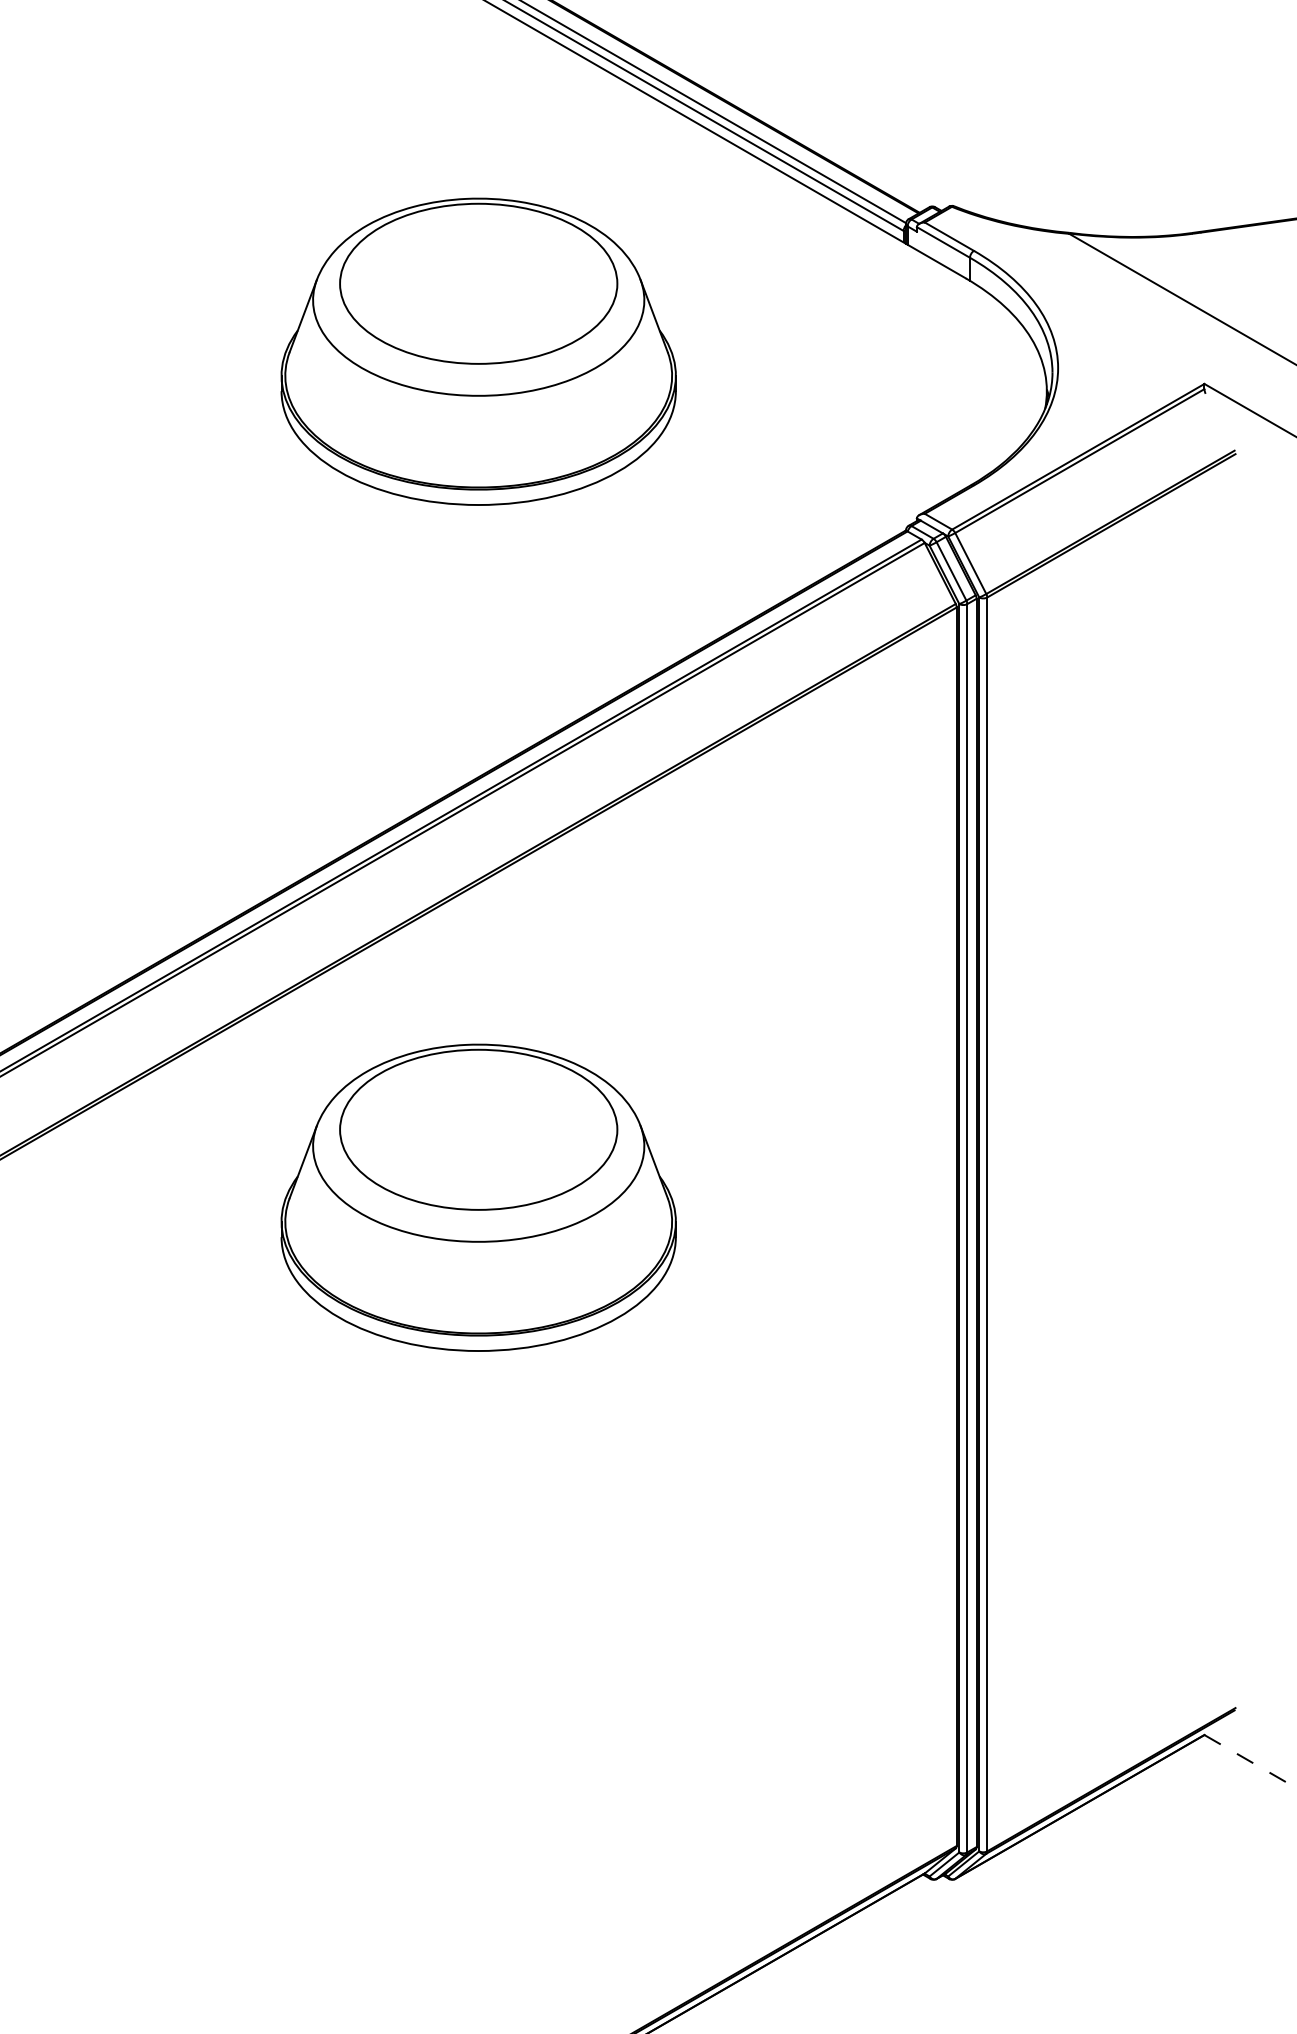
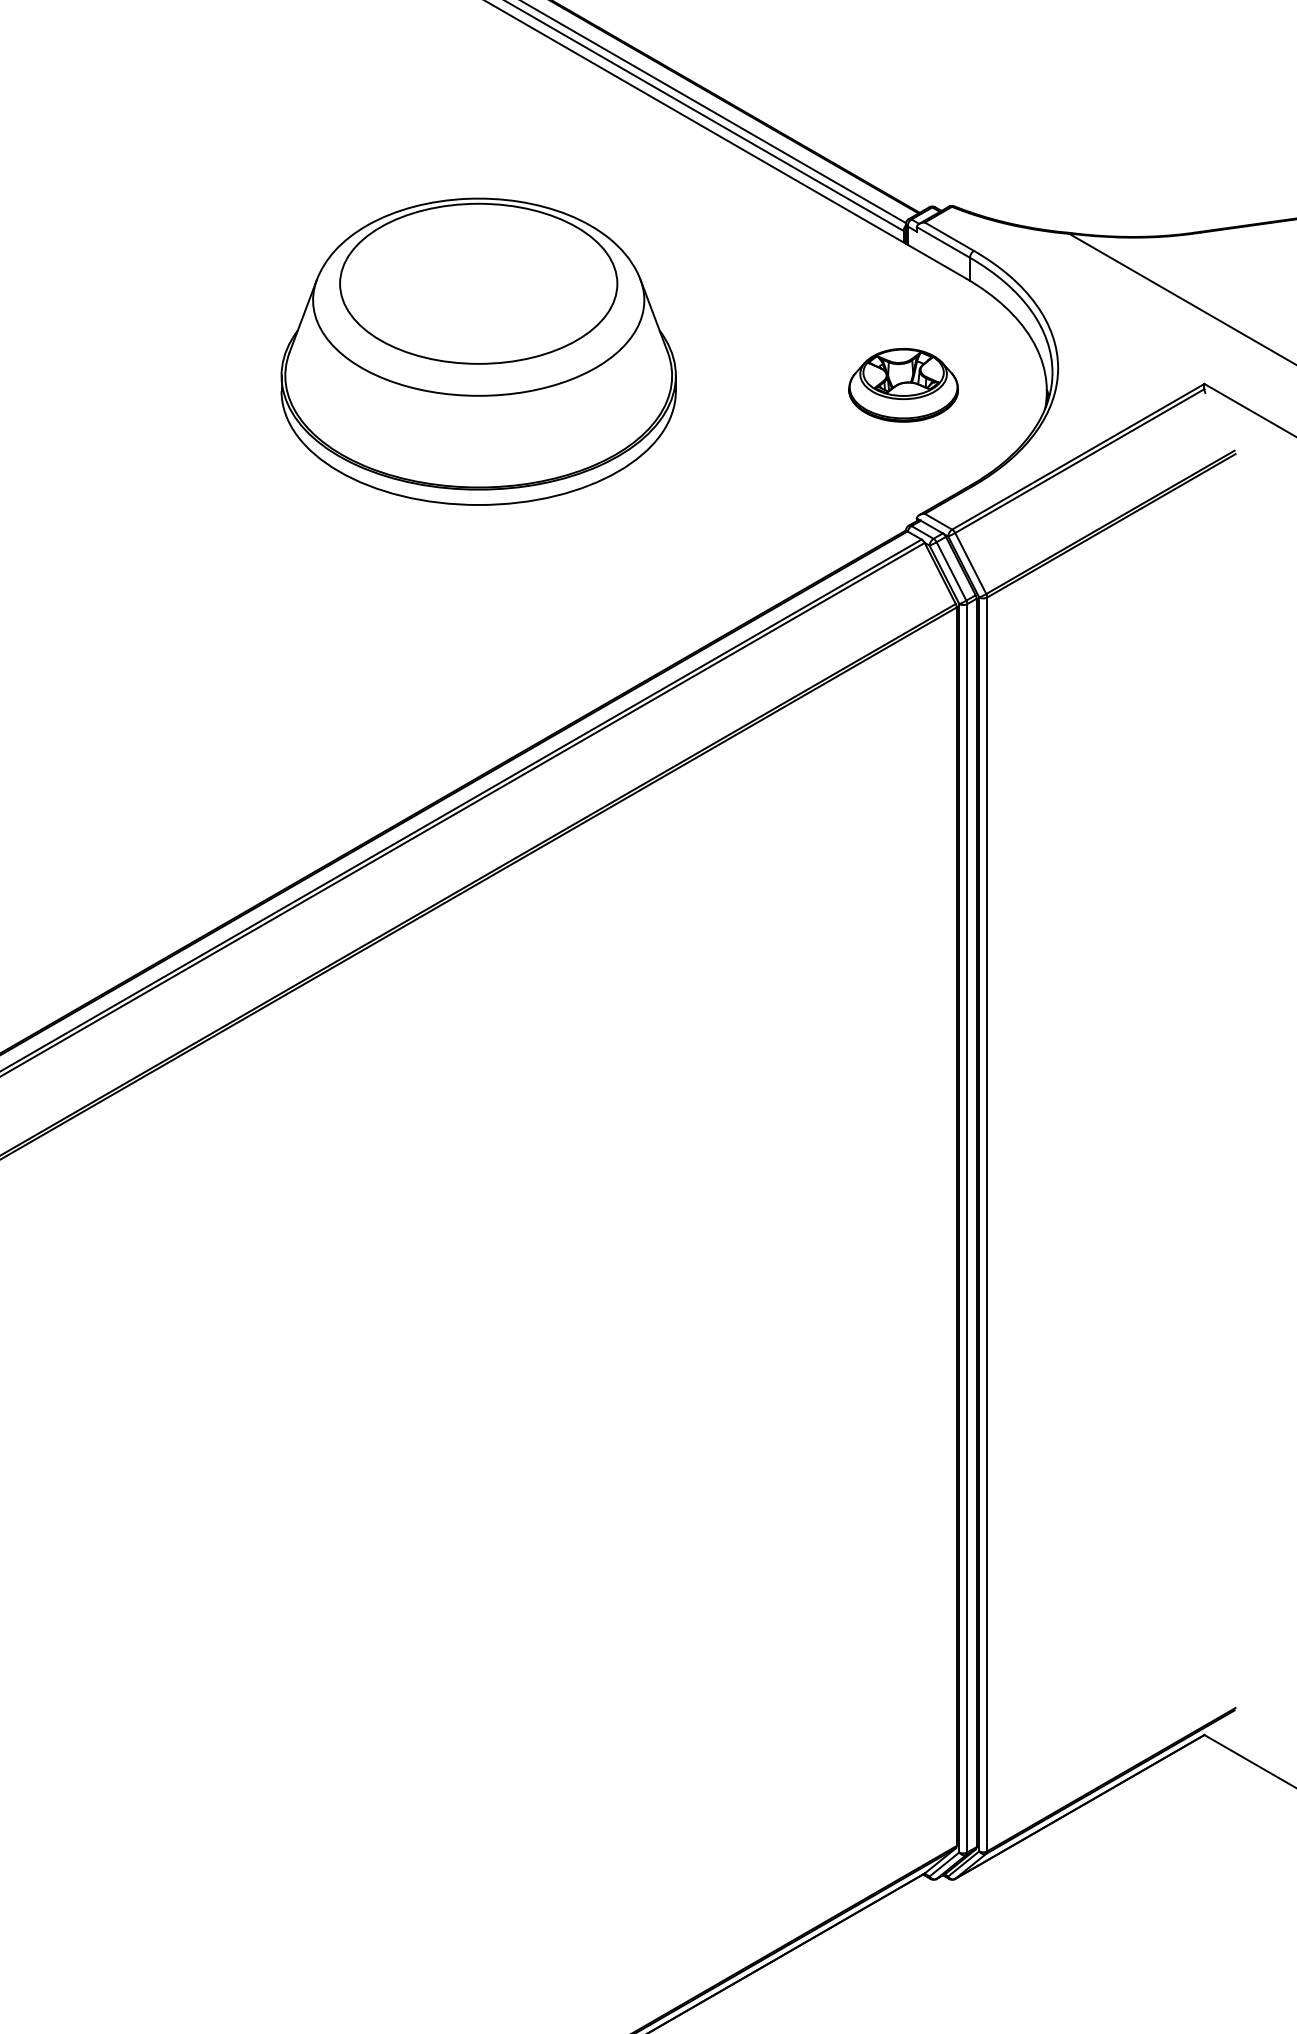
part: none -> present (903, 385)
part: present -> none (478, 1197)
line: dashed -> solid (1250, 1761)
